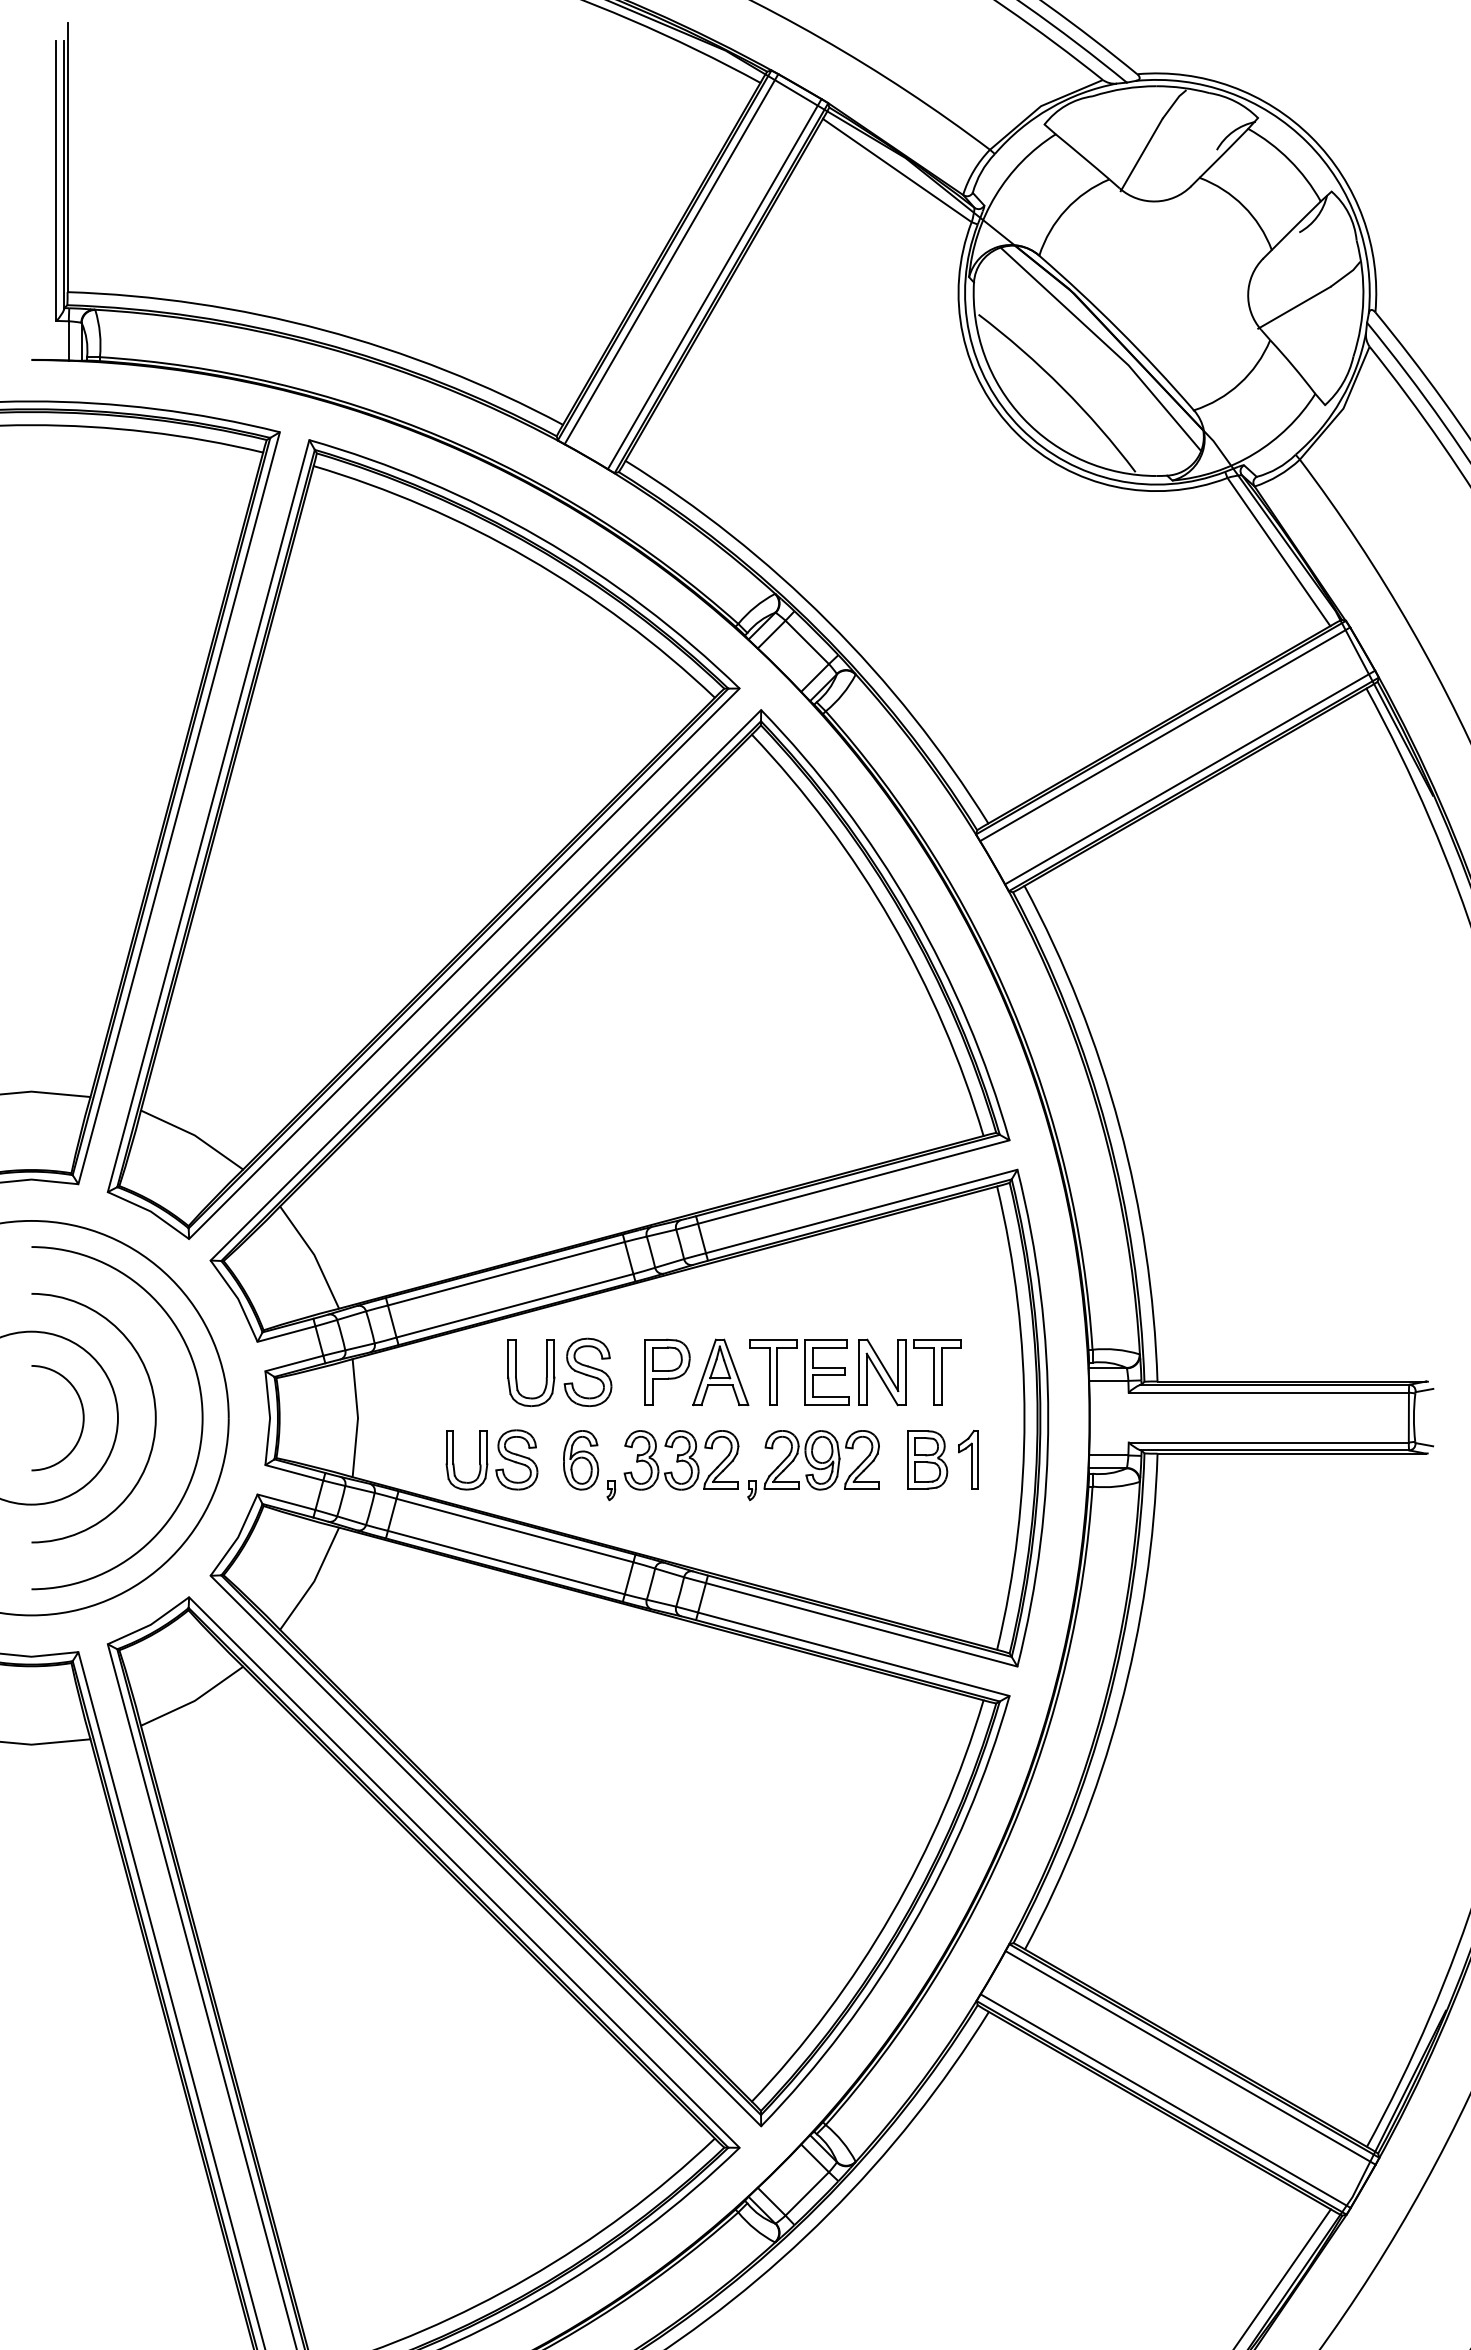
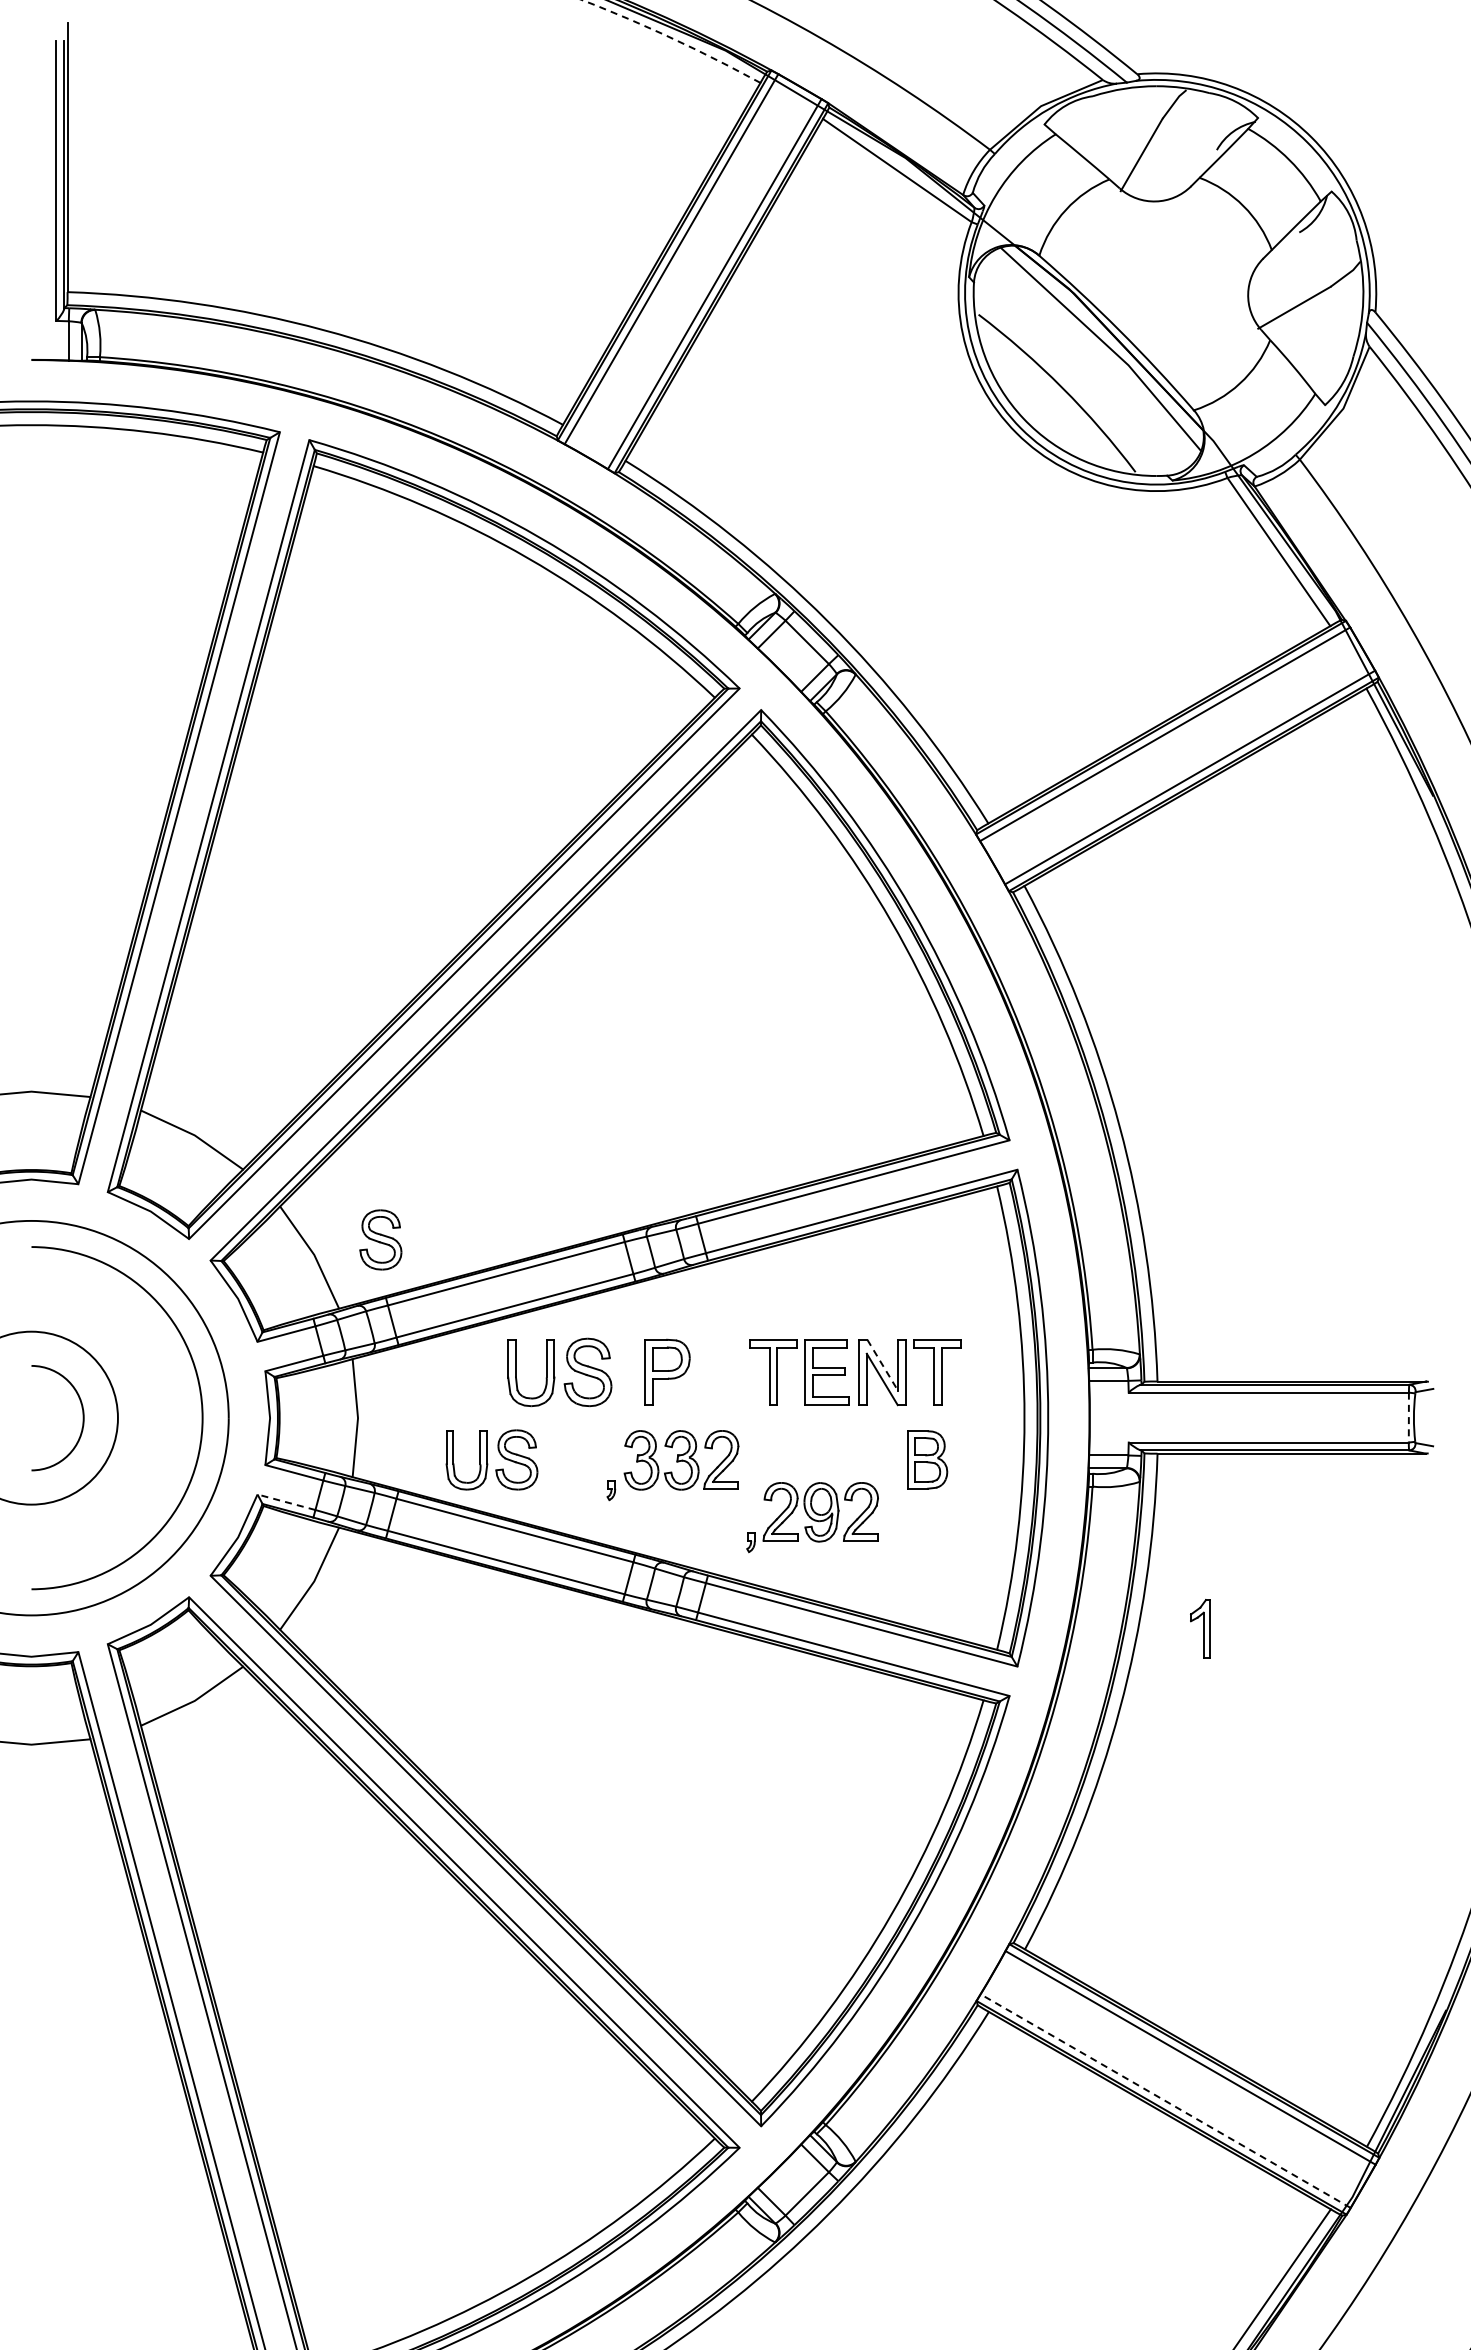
arc: solid -> dashed (672, 38)
part: none -> present (380, 1239)
line: solid -> dashed (882, 1365)
part: present -> none (720, 1372)
line: solid -> dashed (1408, 1417)
arc: present -> none (154, 1418)
part position: (968, 1459) -> (1200, 1628) (1200, 1628)
part: present -> none (581, 1460)
part position: (813, 1465) -> (812, 1517) (812, 1517)
line: solid -> dashed (286, 1502)
line: solid -> dashed (1165, 2101)
